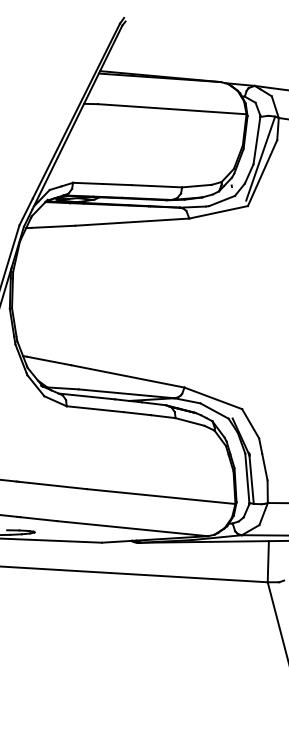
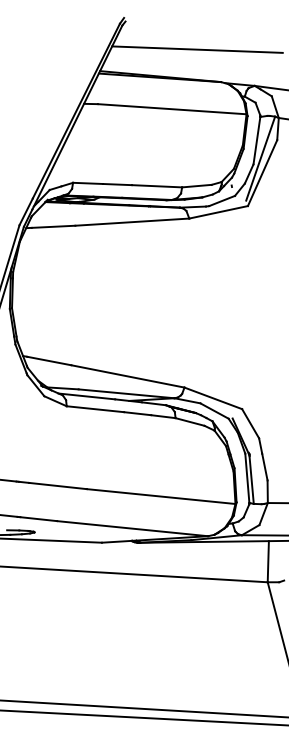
line: none -> present (197, 49)
line: none -> present (143, 708)
line: none -> present (143, 717)
